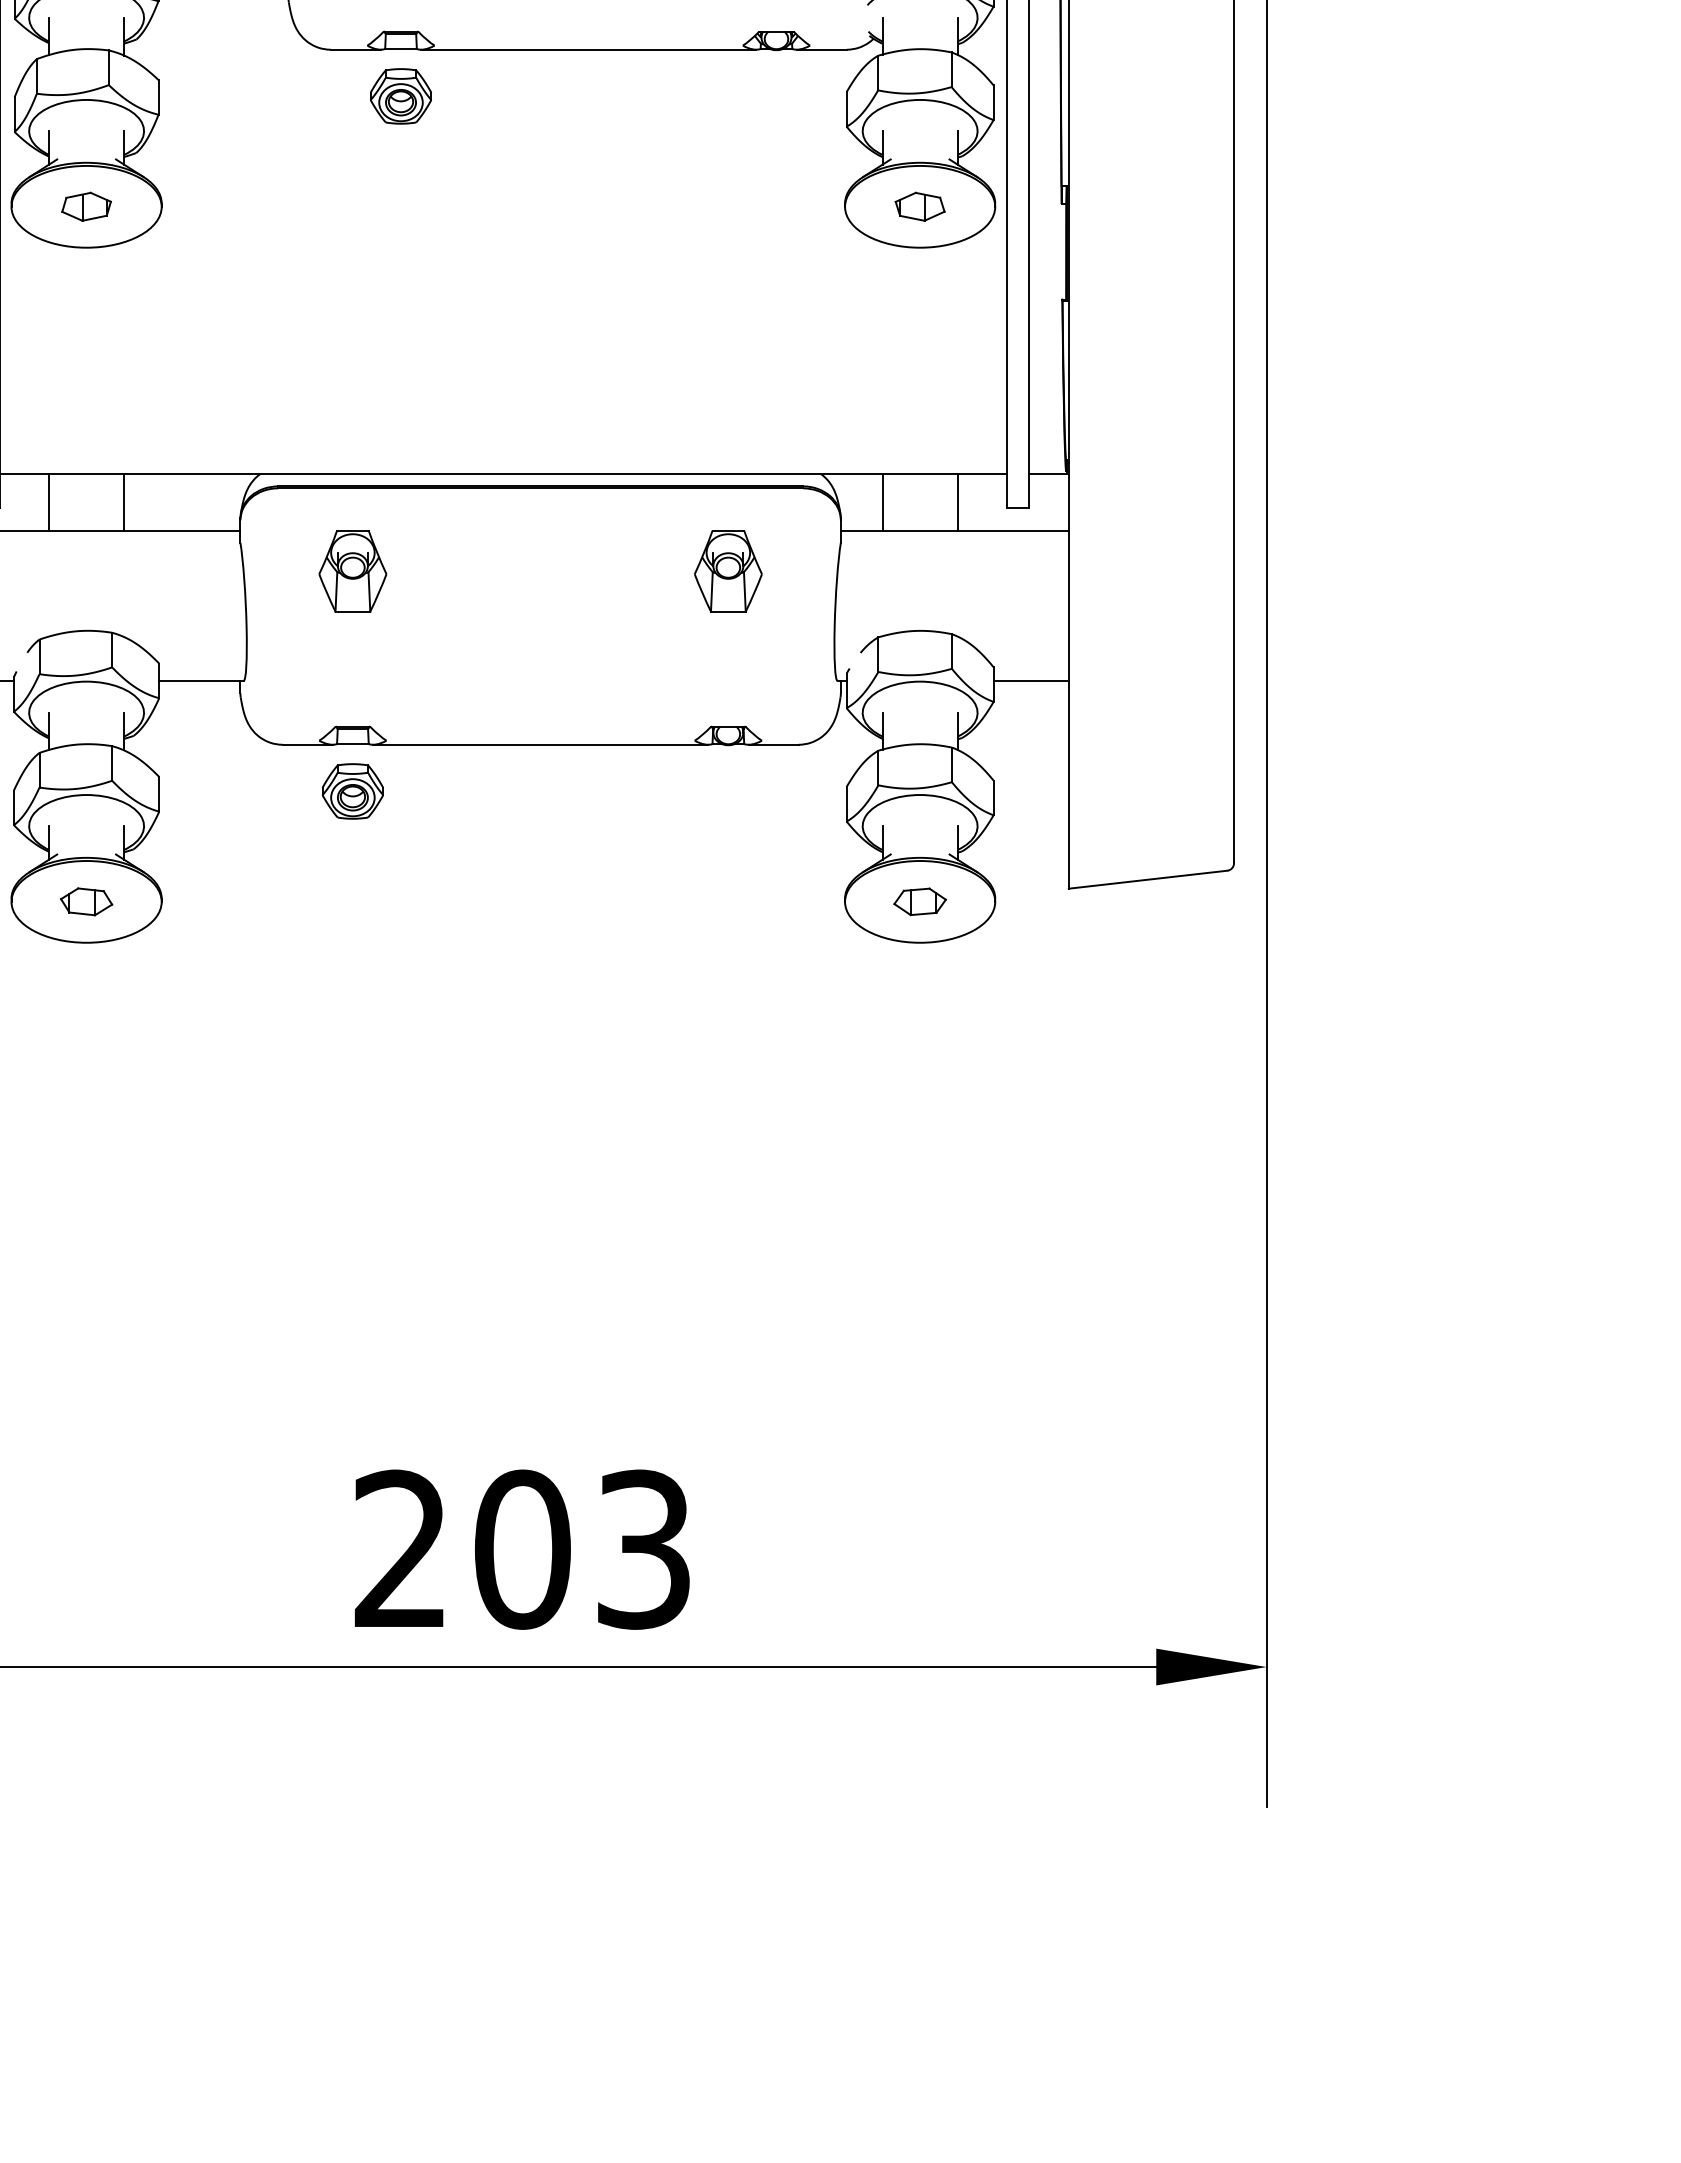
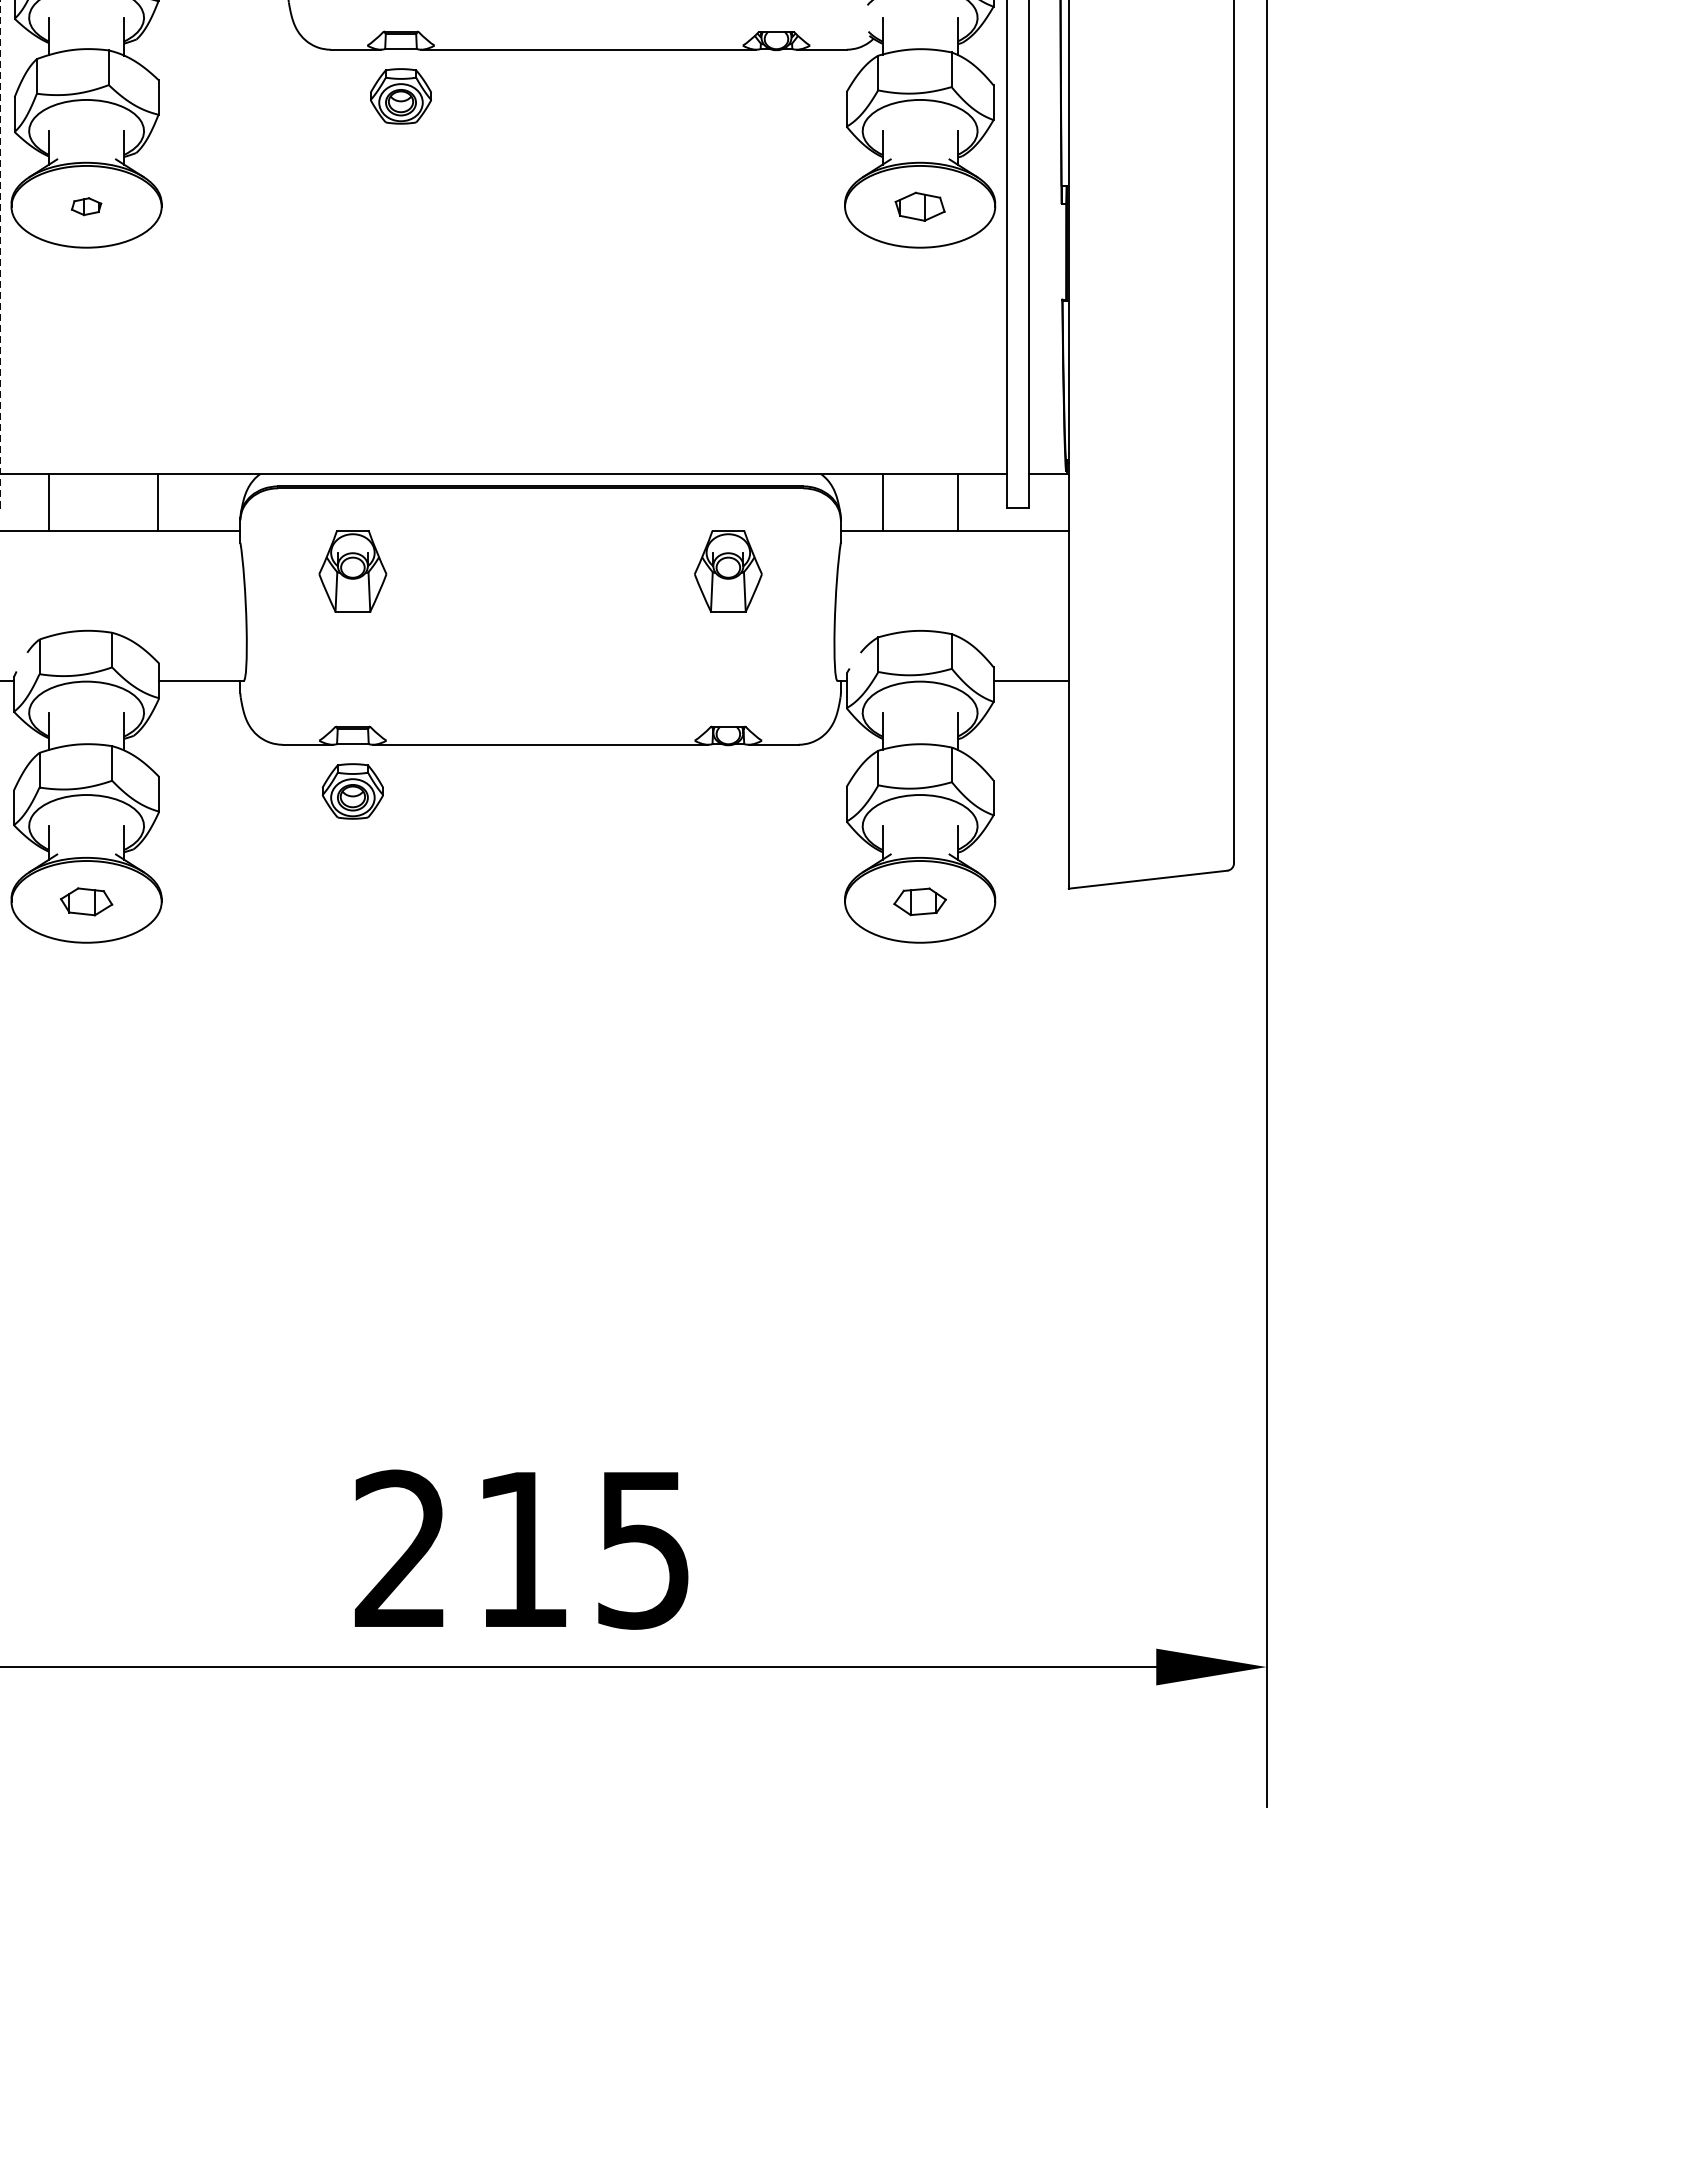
part size: 51x31 px -> 33x20 px (86, 206)
line: solid -> dashed (0, 253)
line position: (124, 501) -> (158, 501) (158, 501)
text: 203 -> 215 (582, 1549)
